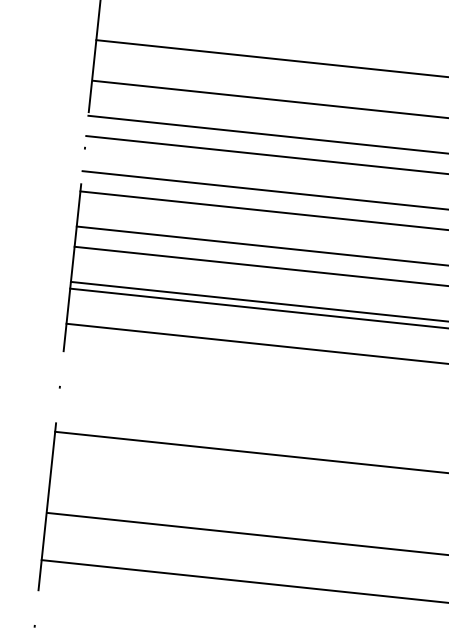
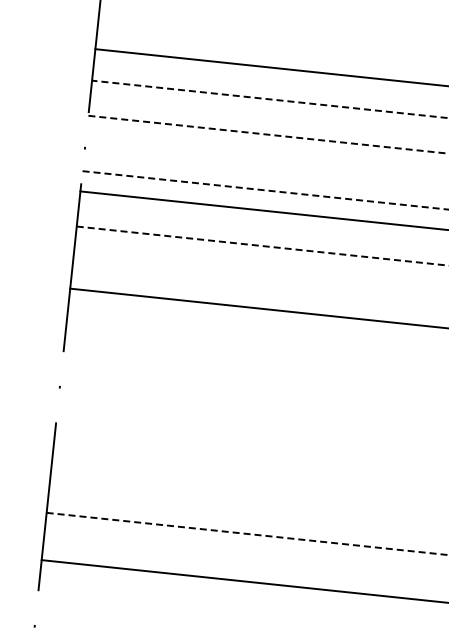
line position: (270, 58) -> (270, 67) (270, 67)
line: solid -> dashed (268, 134)
line: present -> none (265, 154)
line: solid -> dashed (265, 190)
line: solid -> dashed (262, 246)
line: present -> none (259, 265)
line: present -> none (257, 301)
line: present -> none (255, 343)
line: present -> none (250, 451)
line: solid -> dashed (426, 552)
